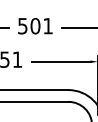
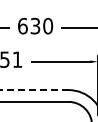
text: 501 -> 630 (35, 25)
line: solid -> dashed (34, 90)
